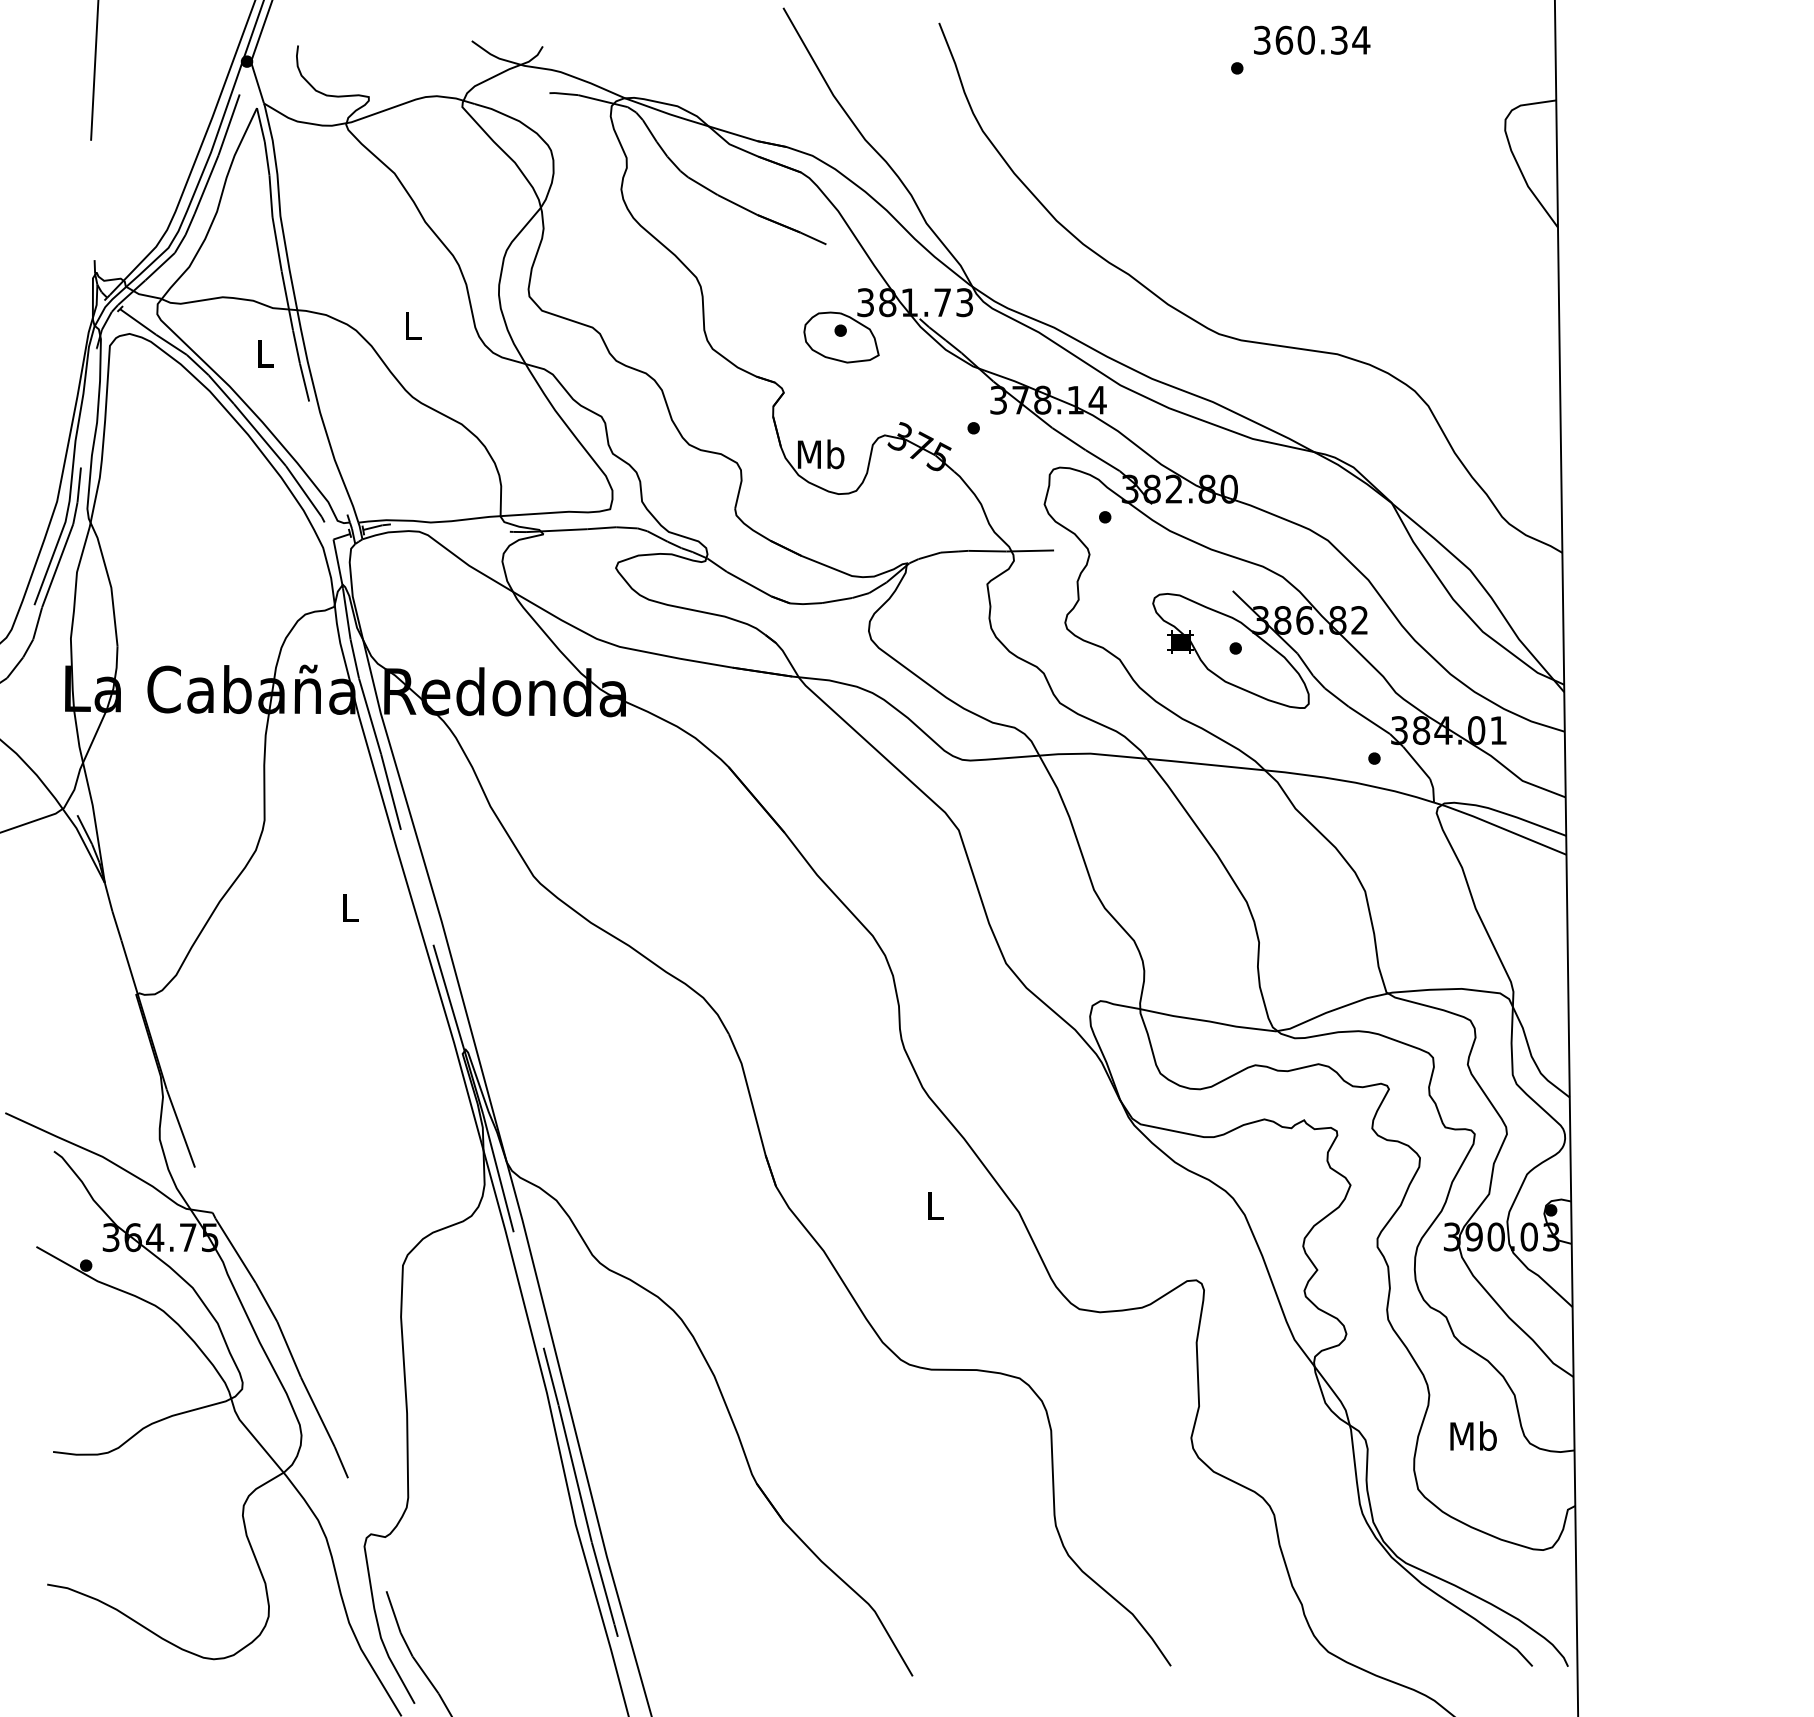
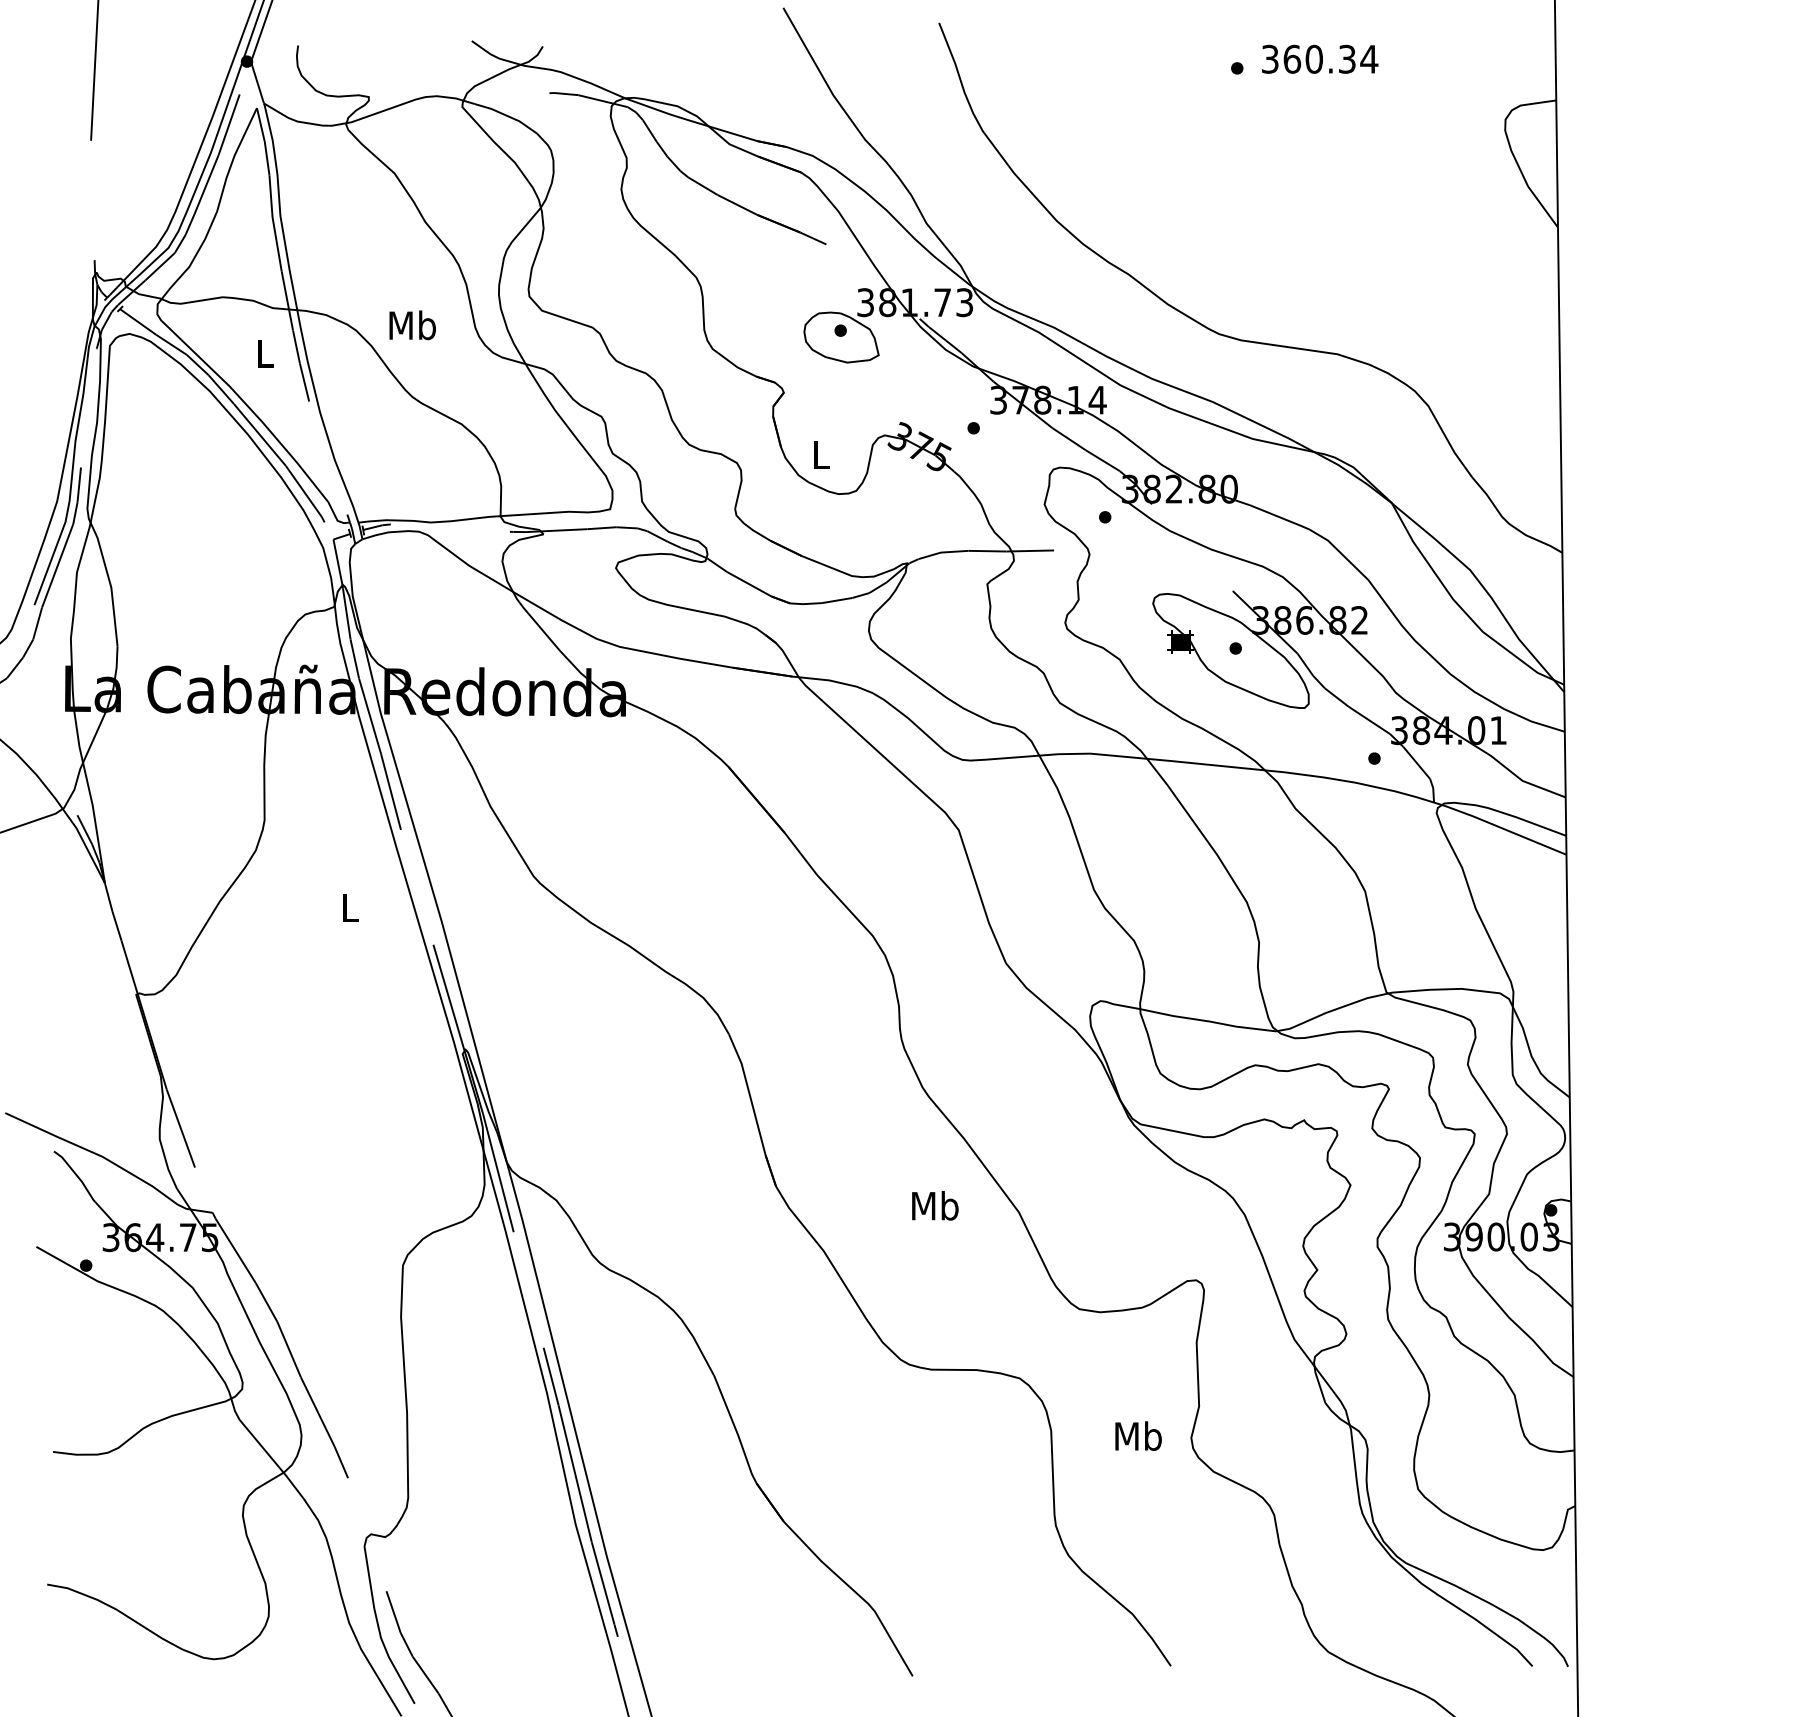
text position: (1312, 39) -> (1320, 58) (1320, 58)
text: L -> Mb (412, 325)
text: Mb -> L (821, 454)
text: L -> Mb (935, 1205)
text position: (1473, 1435) -> (1138, 1435) (1138, 1435)
